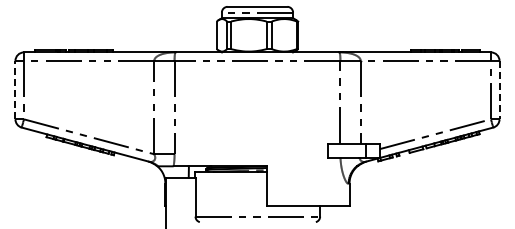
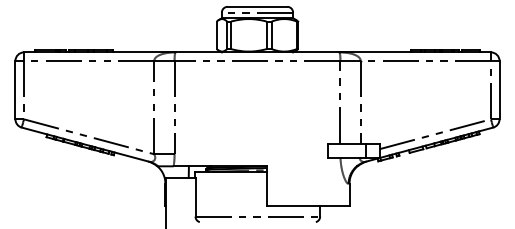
line: dashed -> solid (15, 89)
line: dashed -> solid (499, 90)
